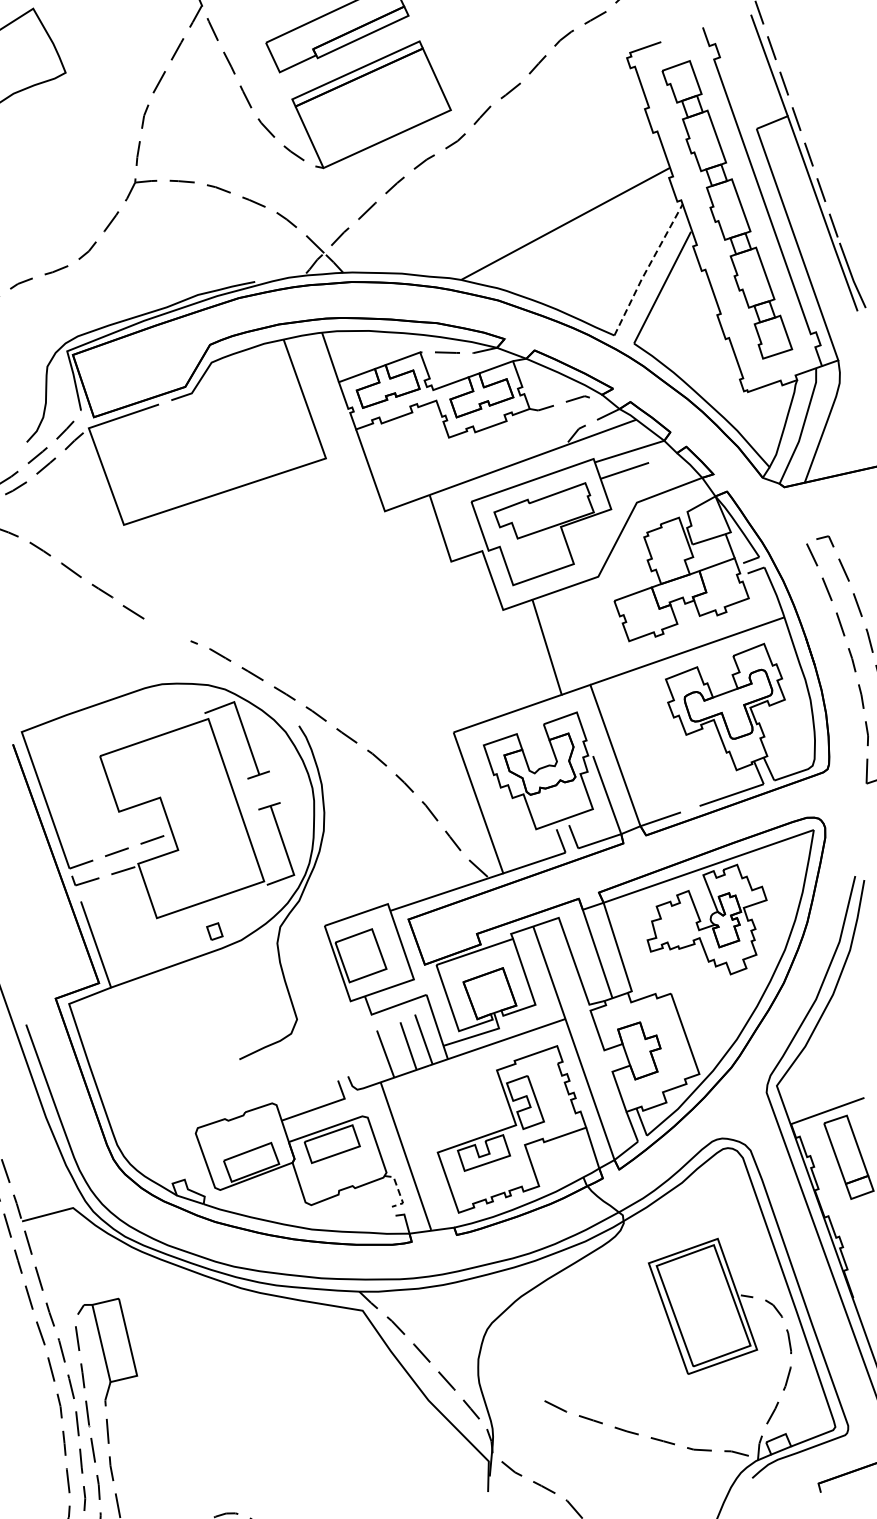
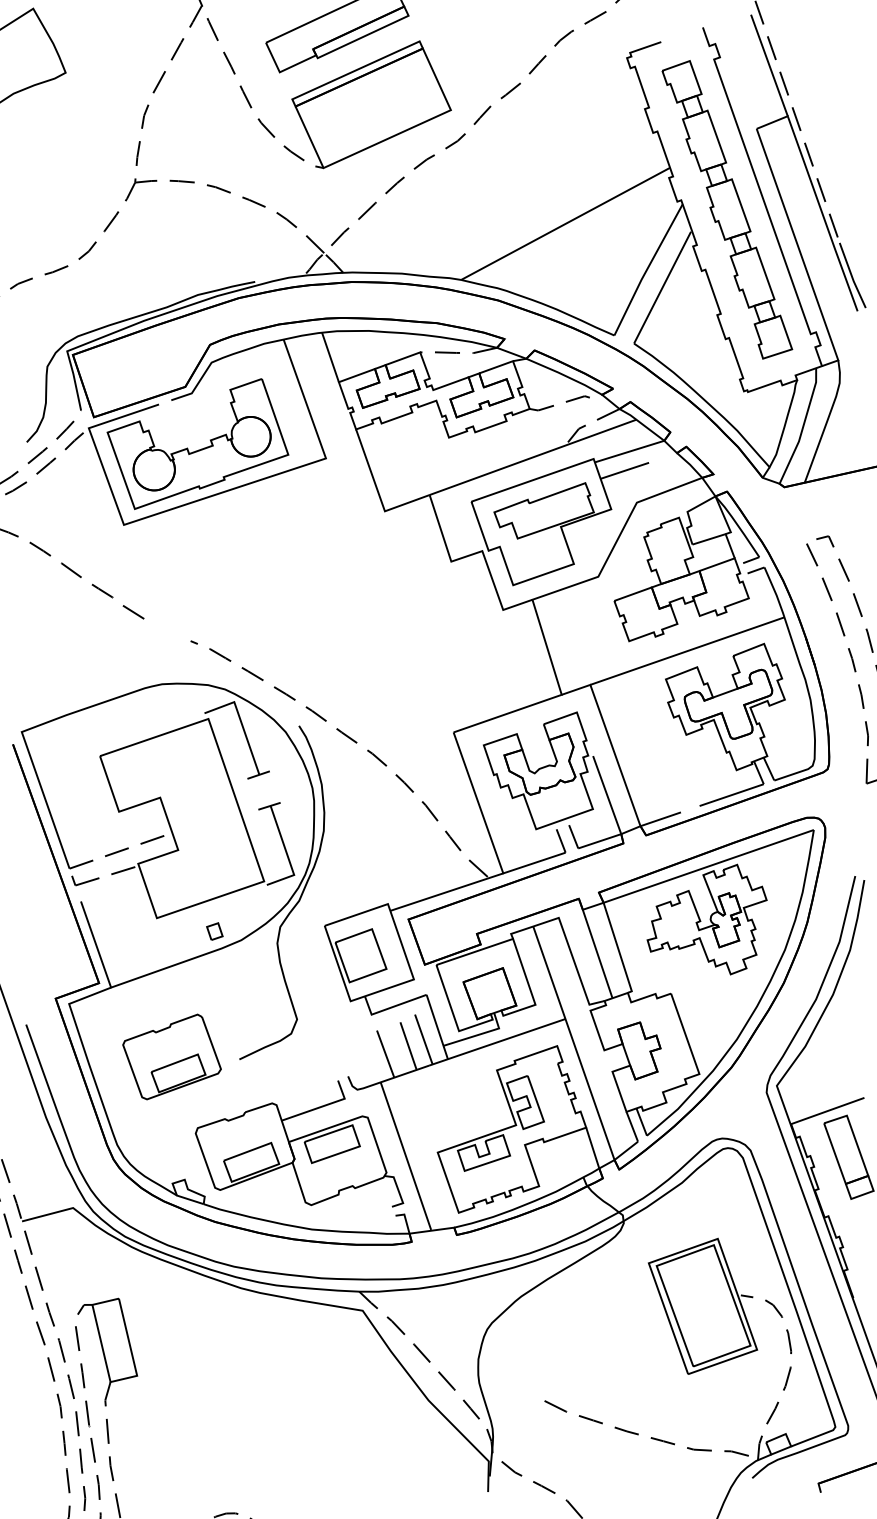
line: dashed -> solid (646, 270)
part: none -> present (198, 449)
part: none -> present (171, 1056)
line: dashed -> solid (398, 1191)
